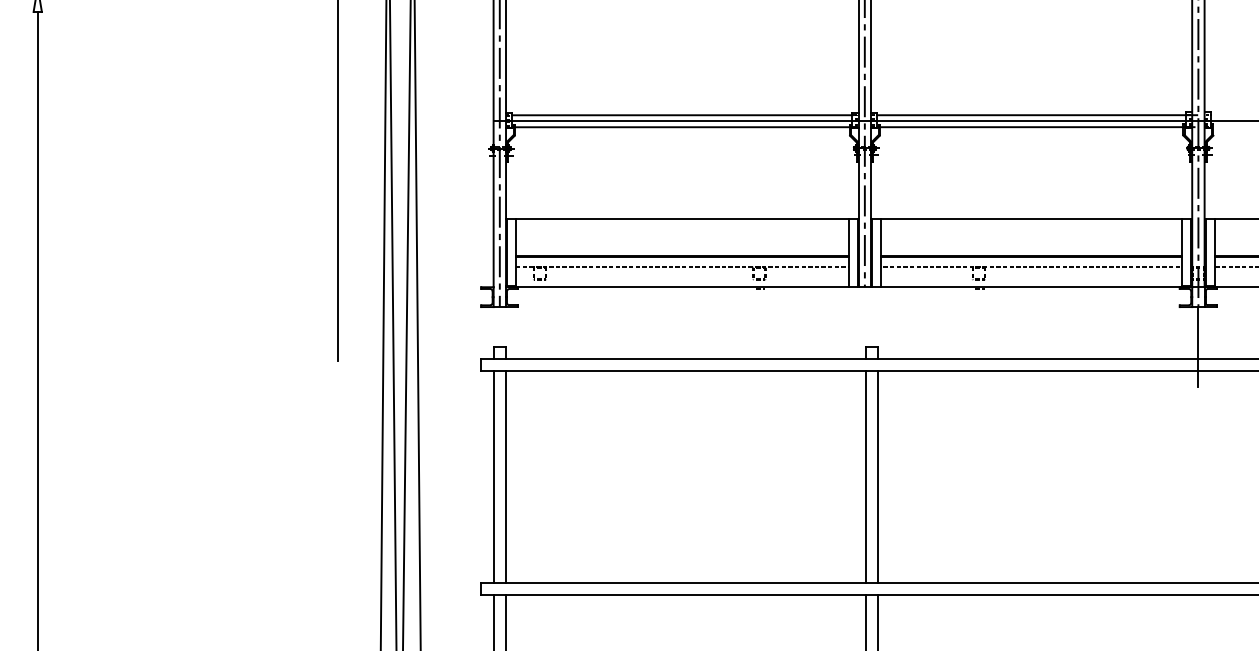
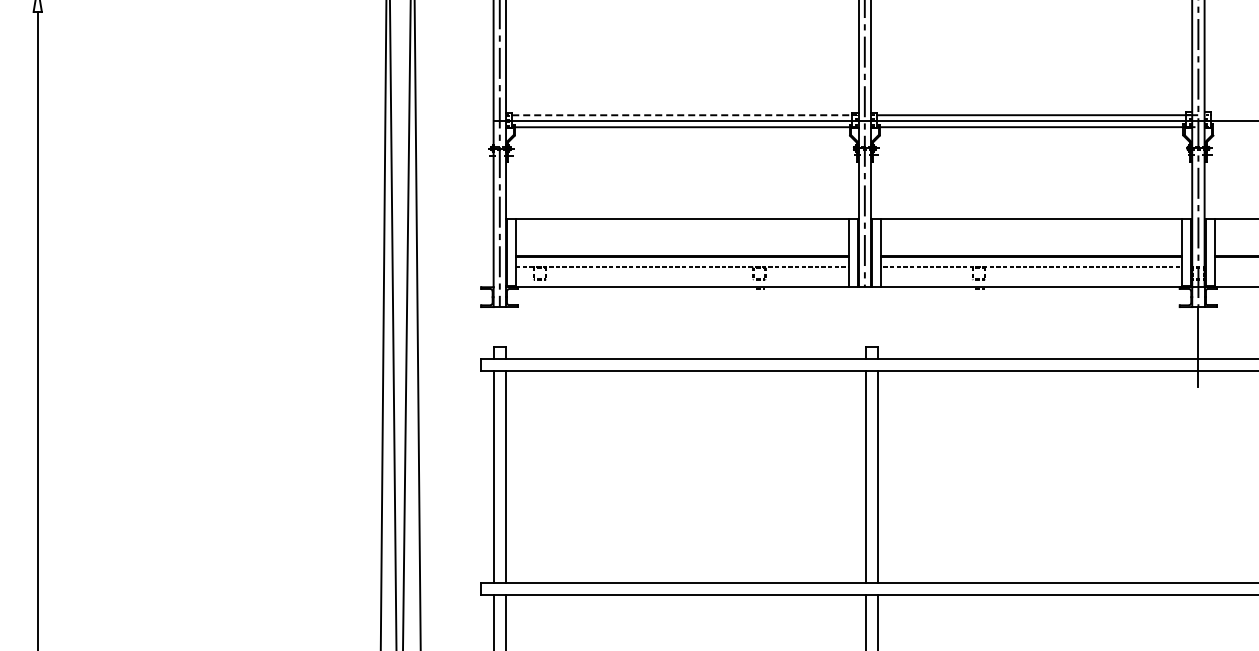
line: solid -> dashed (682, 115)
line: present -> none (338, 181)
line: present -> none (1234, 267)
